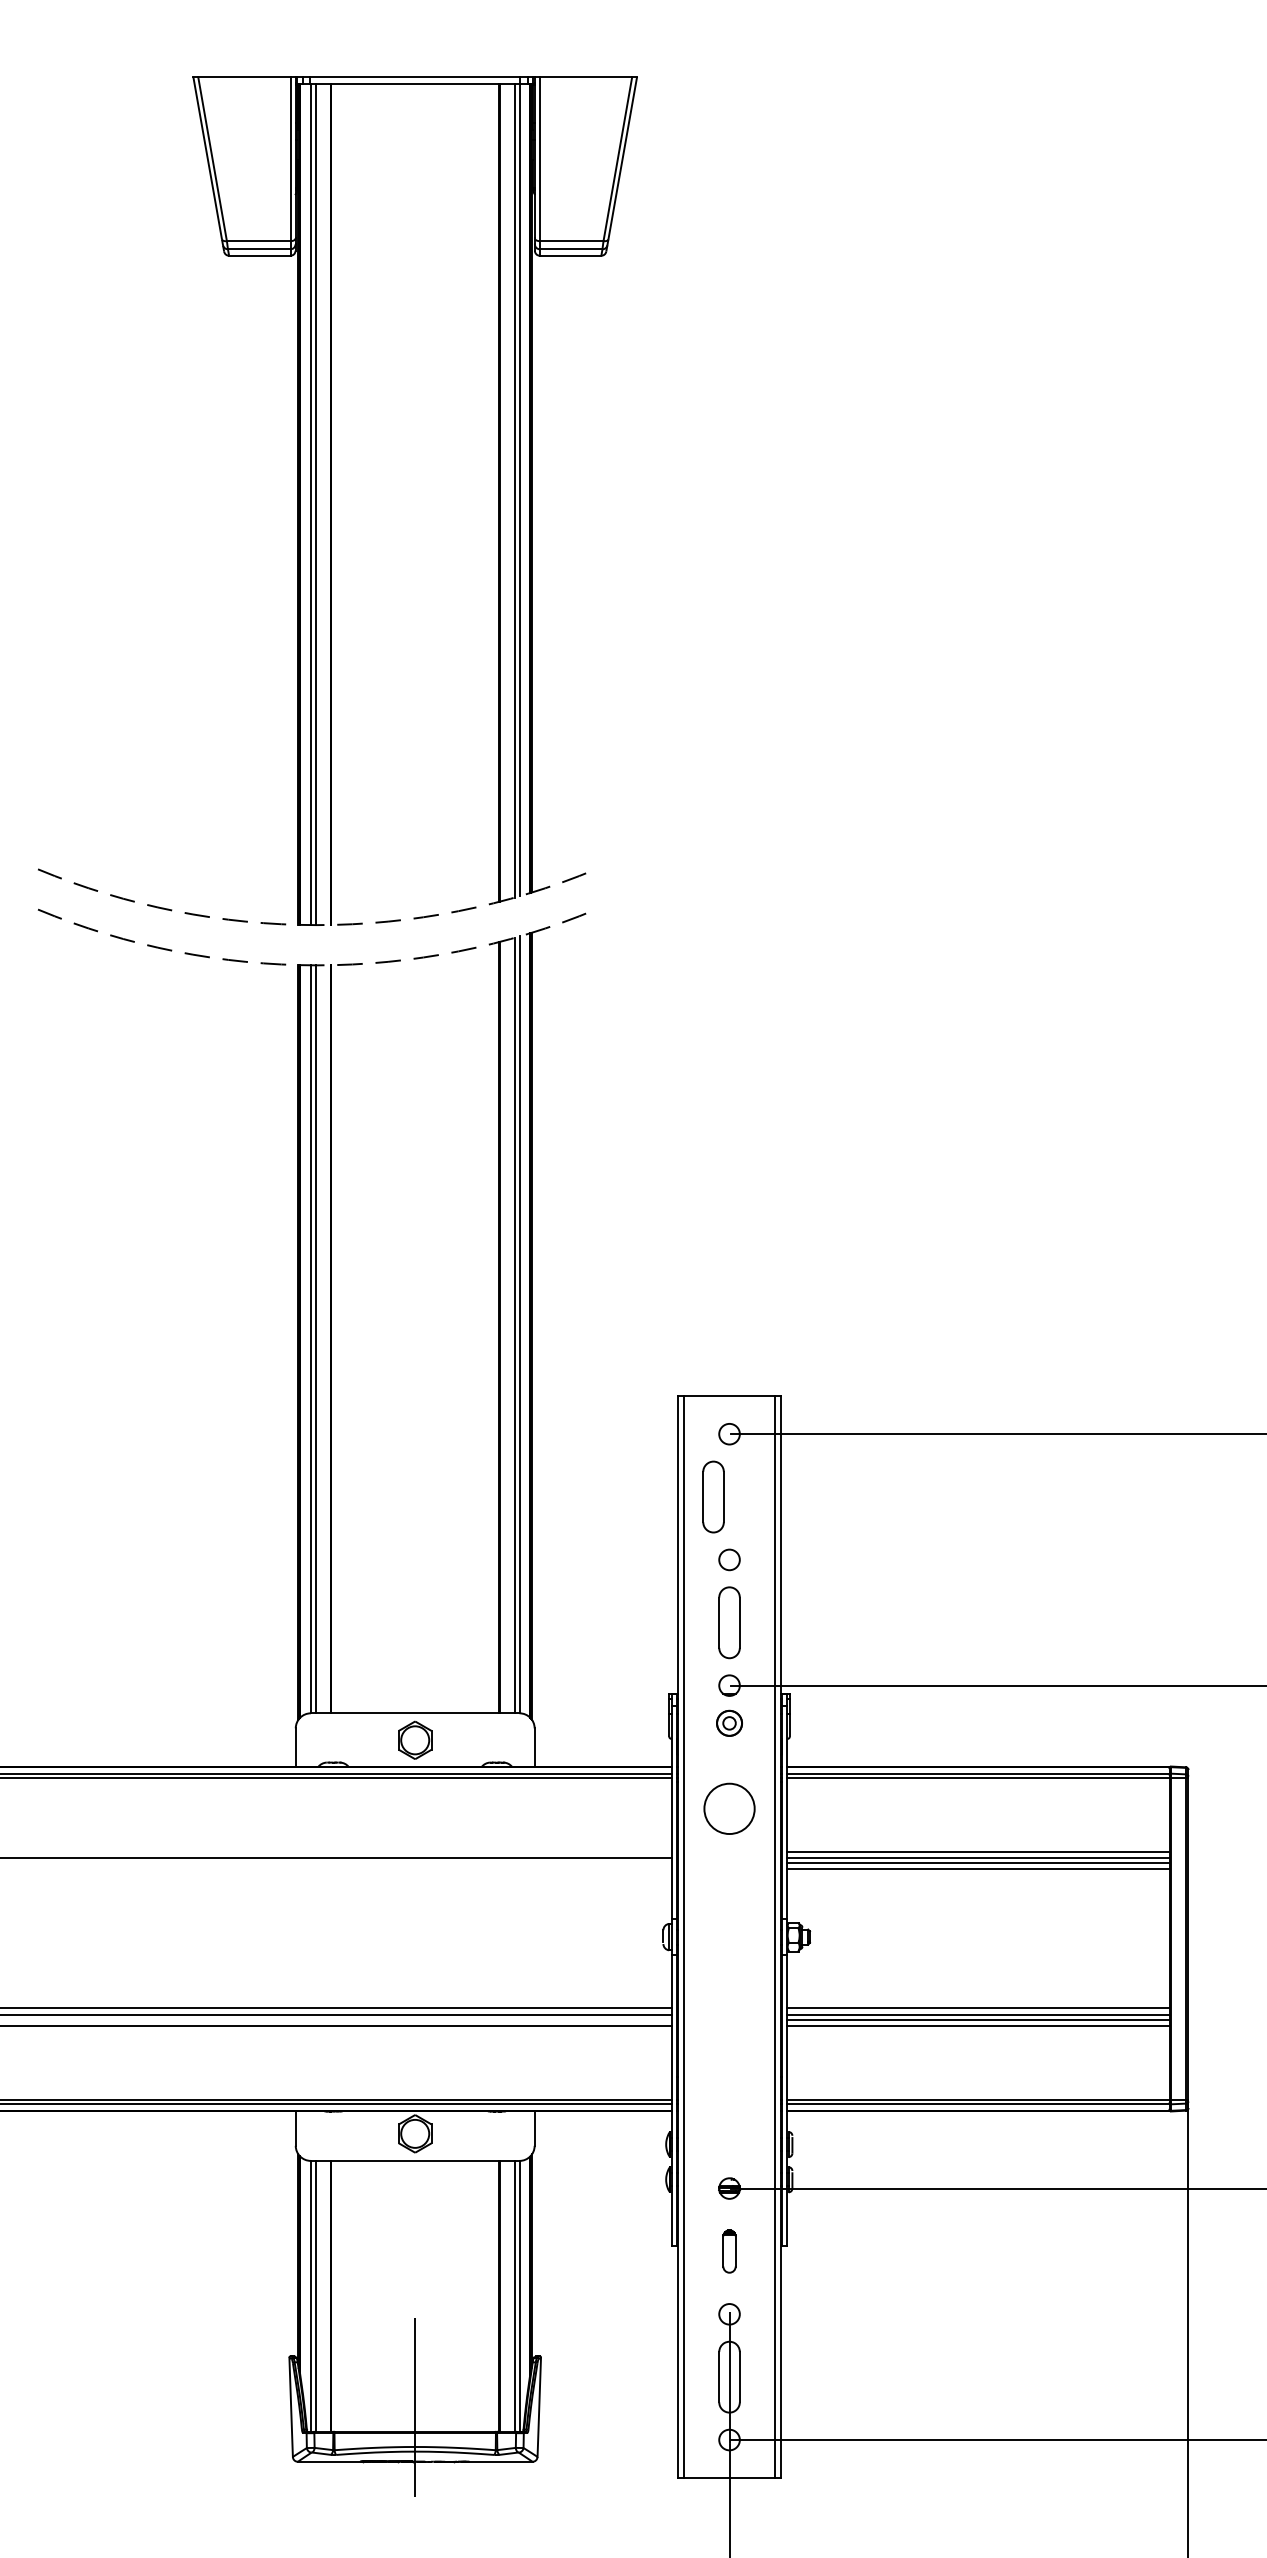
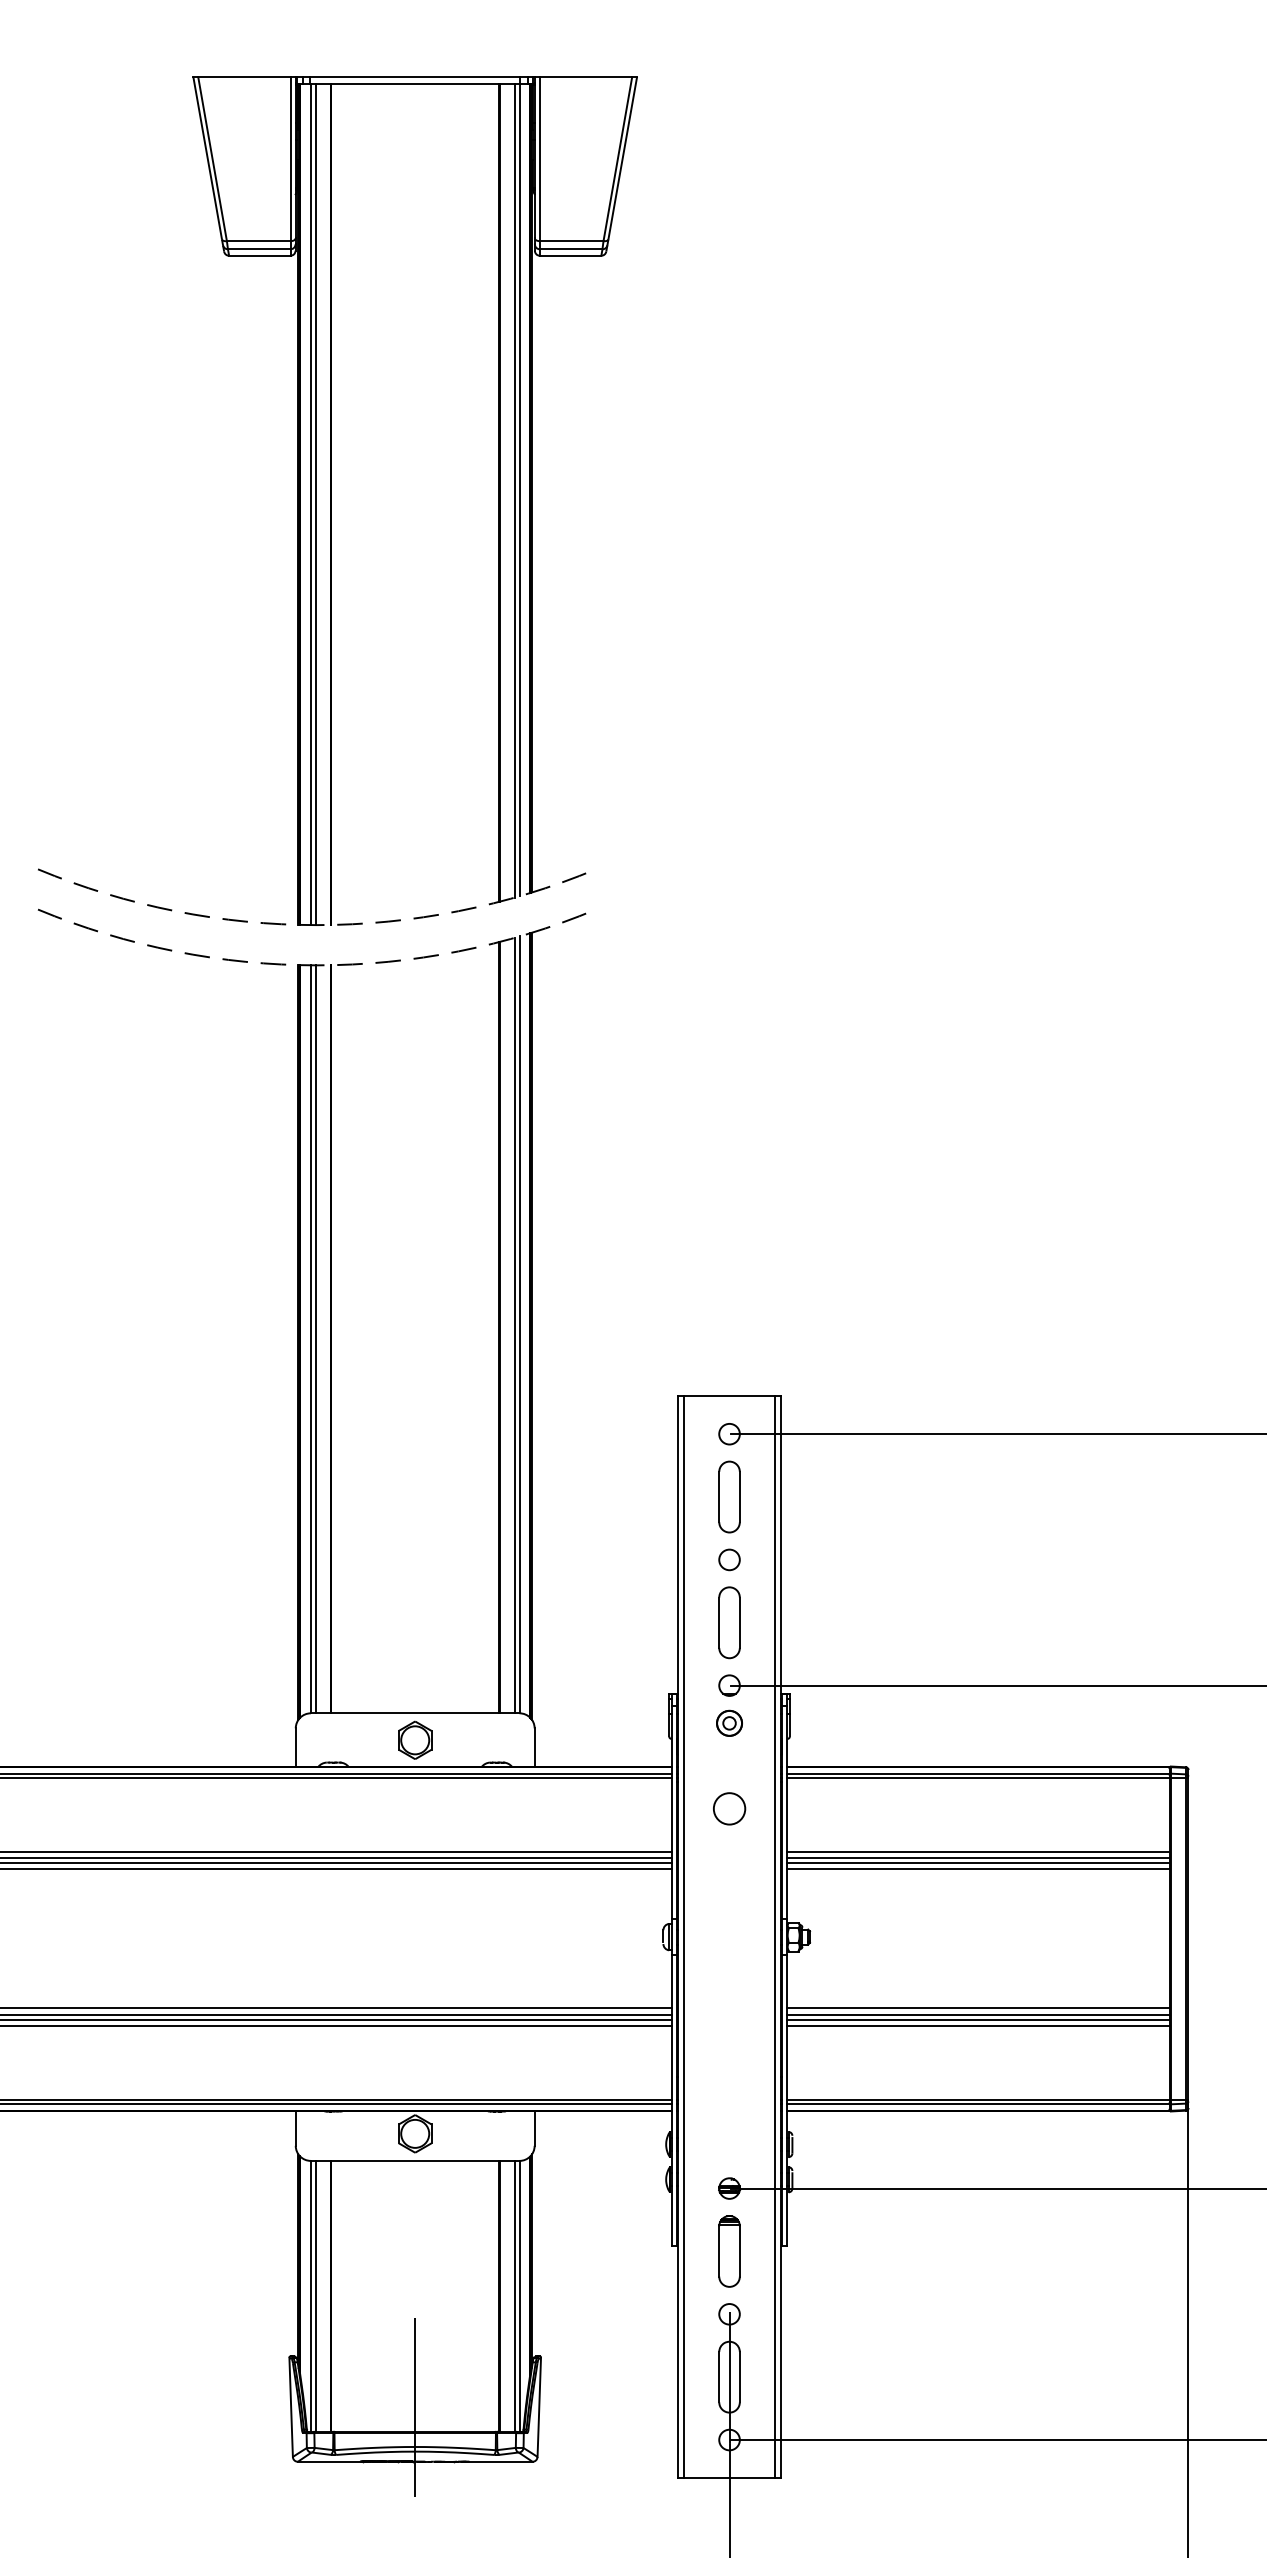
part position: (713, 1496) -> (729, 1496) (729, 1496)
circle diameter: 50 px -> 31 px (729, 1808)
line: none -> present (336, 1851)
line: none -> present (336, 1862)
line: none -> present (336, 1869)
line: none -> present (336, 2019)
part size: 15x45 px -> 23x73 px (729, 2251)
